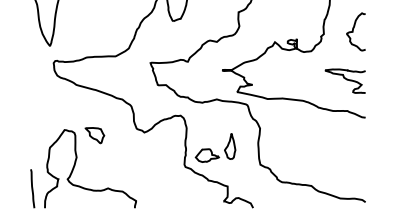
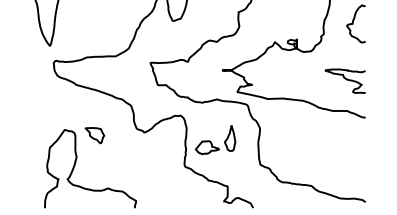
curve position: (353, 31) -> (353, 23) (353, 23)
part position: (215, 147) -> (215, 139) (215, 139)
line: present -> none (32, 188)
